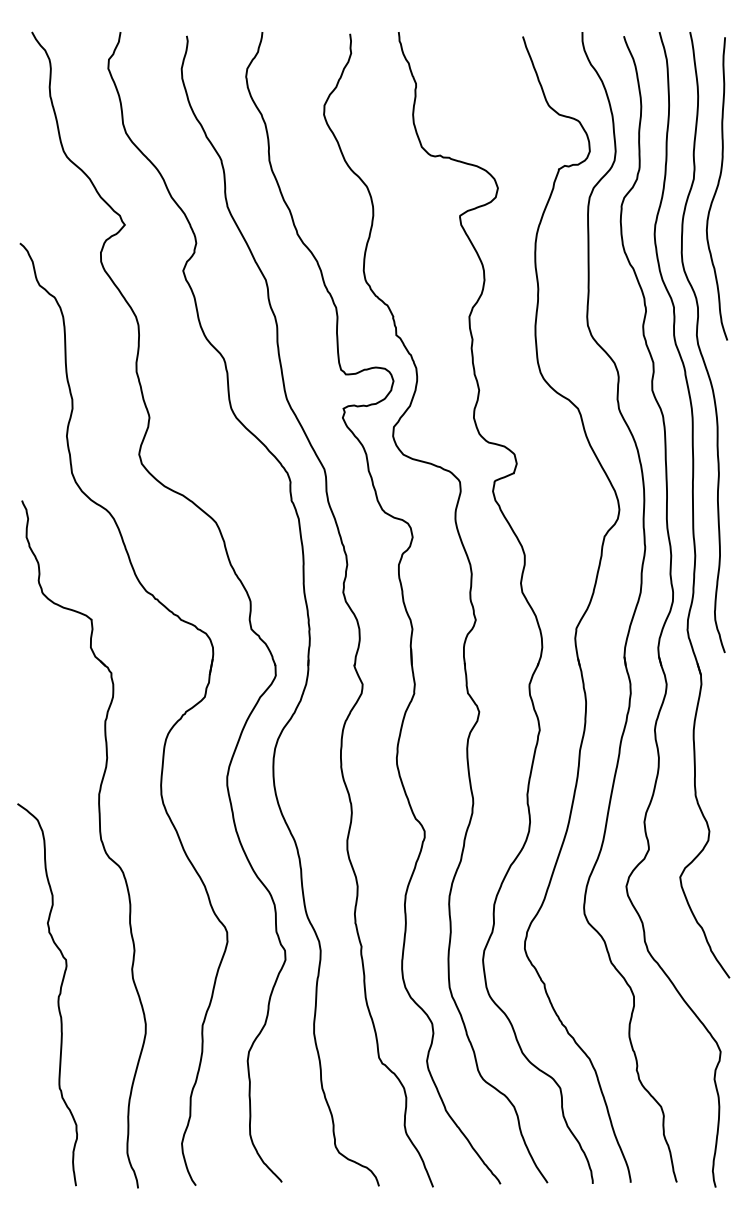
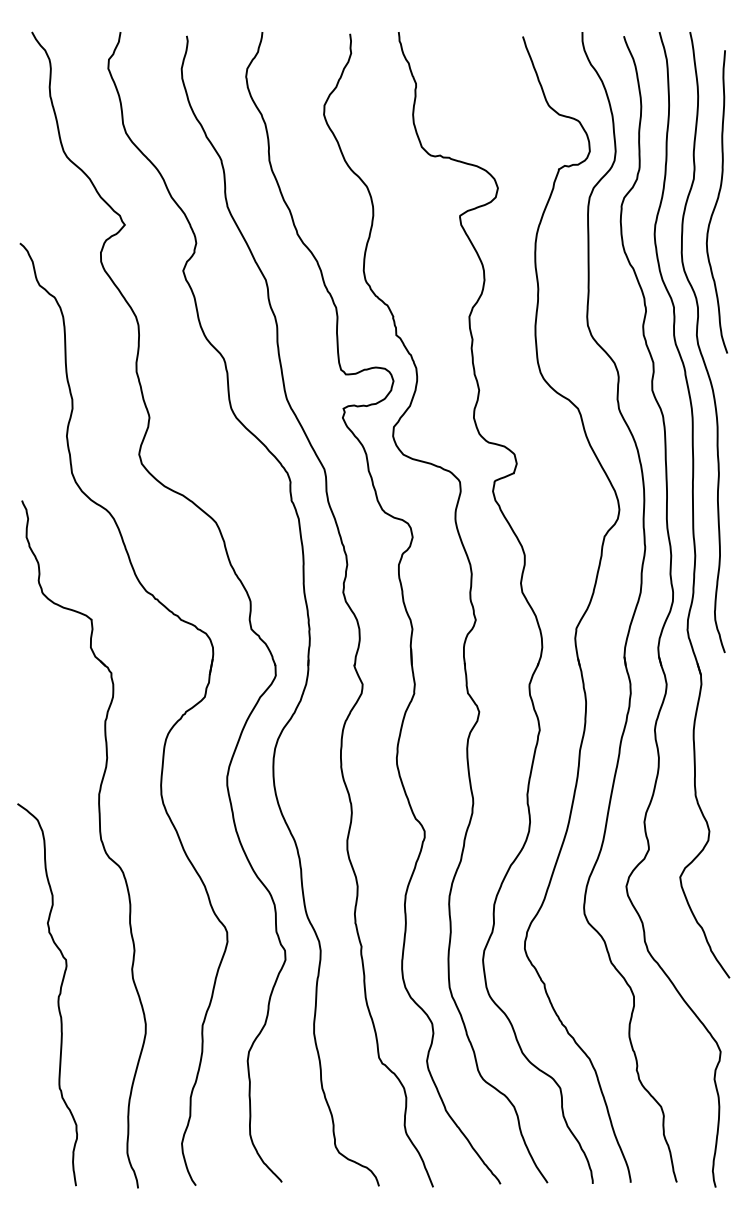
curve position: (716, 188) -> (716, 201) (716, 201)
